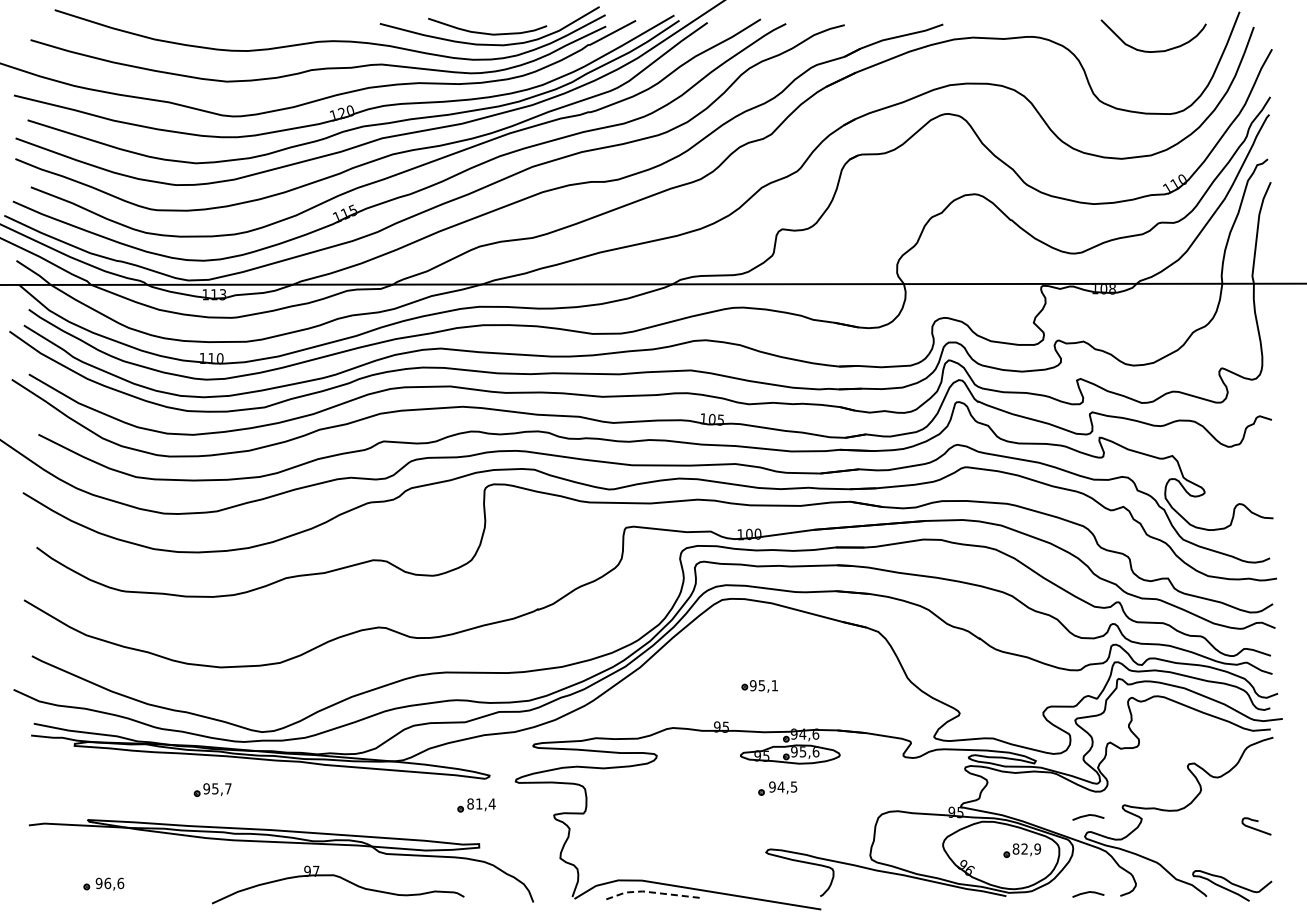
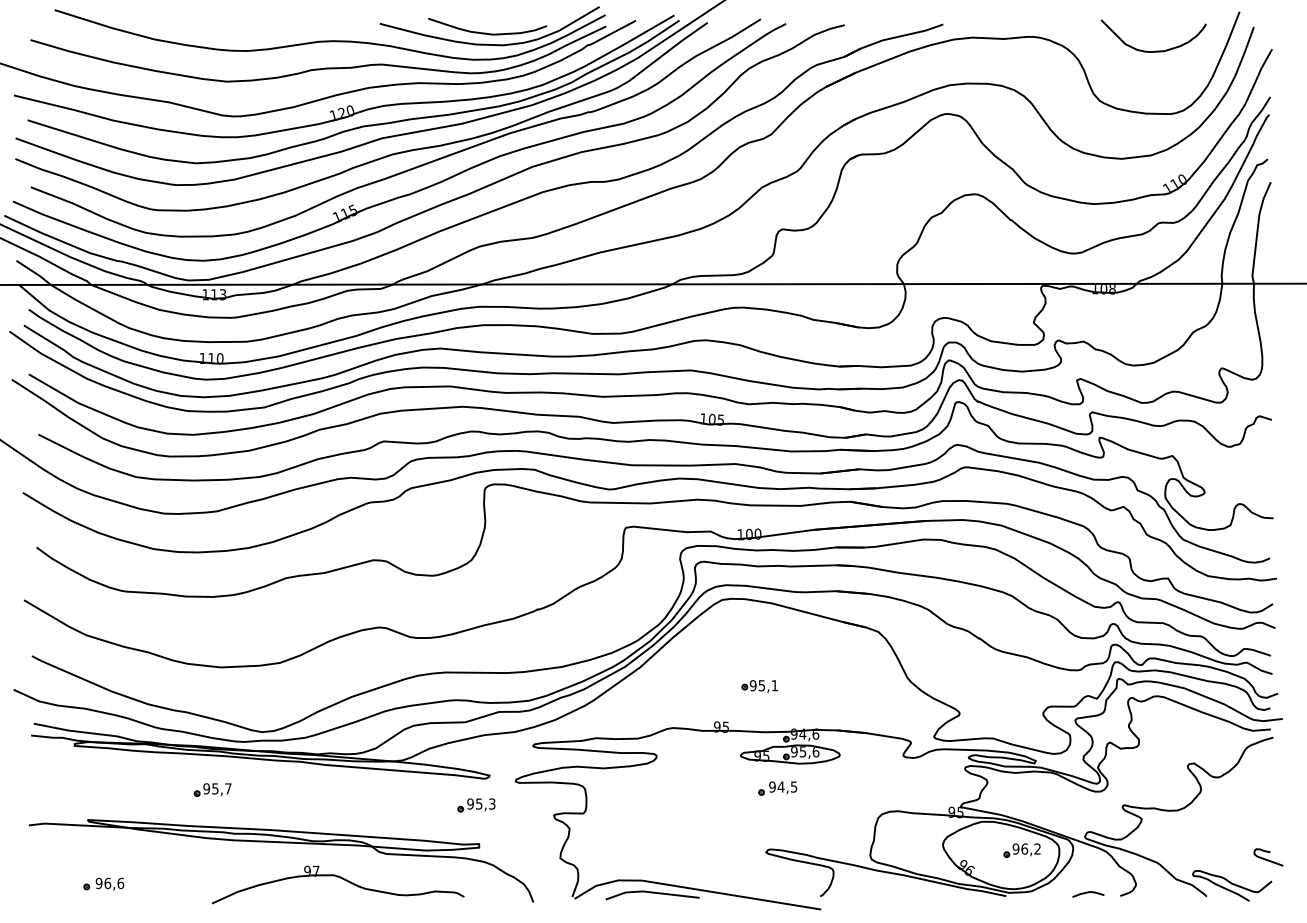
text: 81,4 -> 95,3 (481, 803)
line: present -> none (1088, 816)
curve position: (1256, 828) -> (1268, 859) (1268, 859)
text: 82,9 -> 96,2 (1026, 848)
line: dashed -> solid (650, 892)
